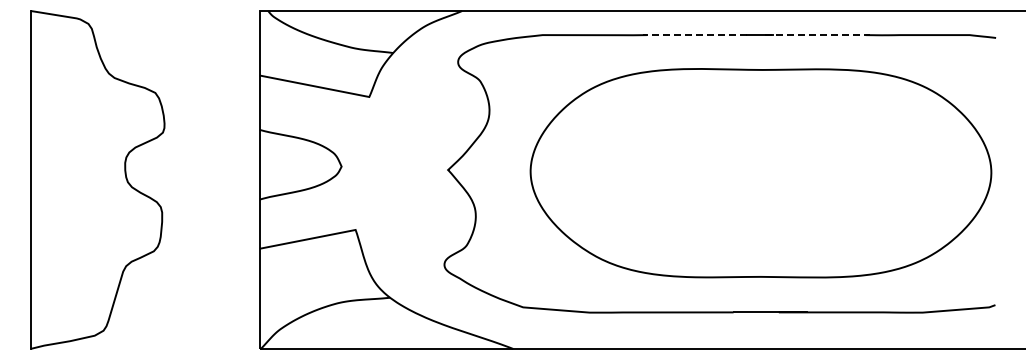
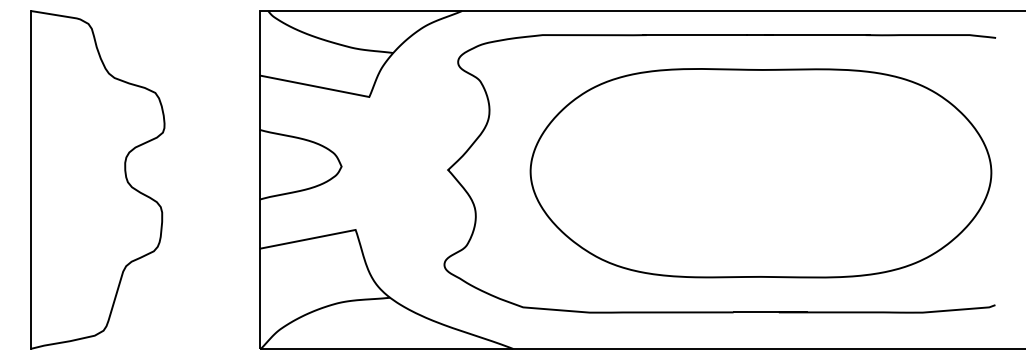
line: dashed -> solid (694, 35)
line: dashed -> solid (817, 35)
